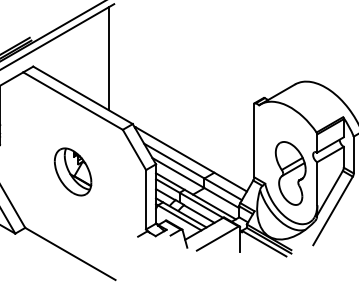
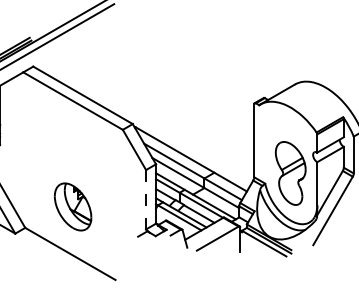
line: present -> none (109, 58)
part position: (73, 171) -> (73, 206) (73, 206)
line: solid -> dashed (146, 199)
